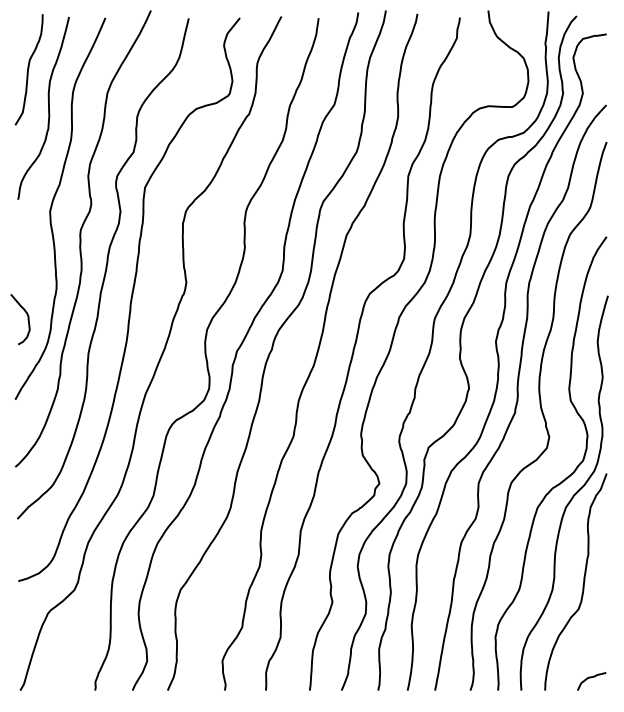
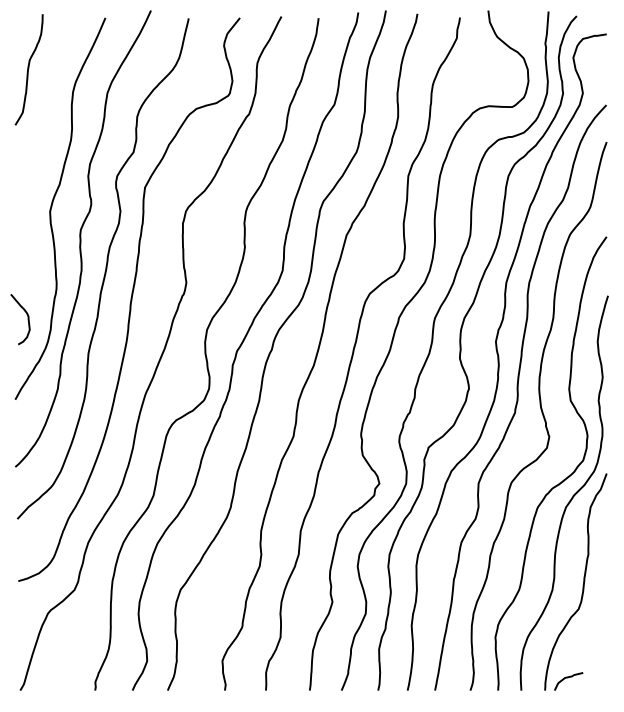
curve: present -> none (48, 108)
curve position: (591, 678) -> (568, 678) (568, 678)
